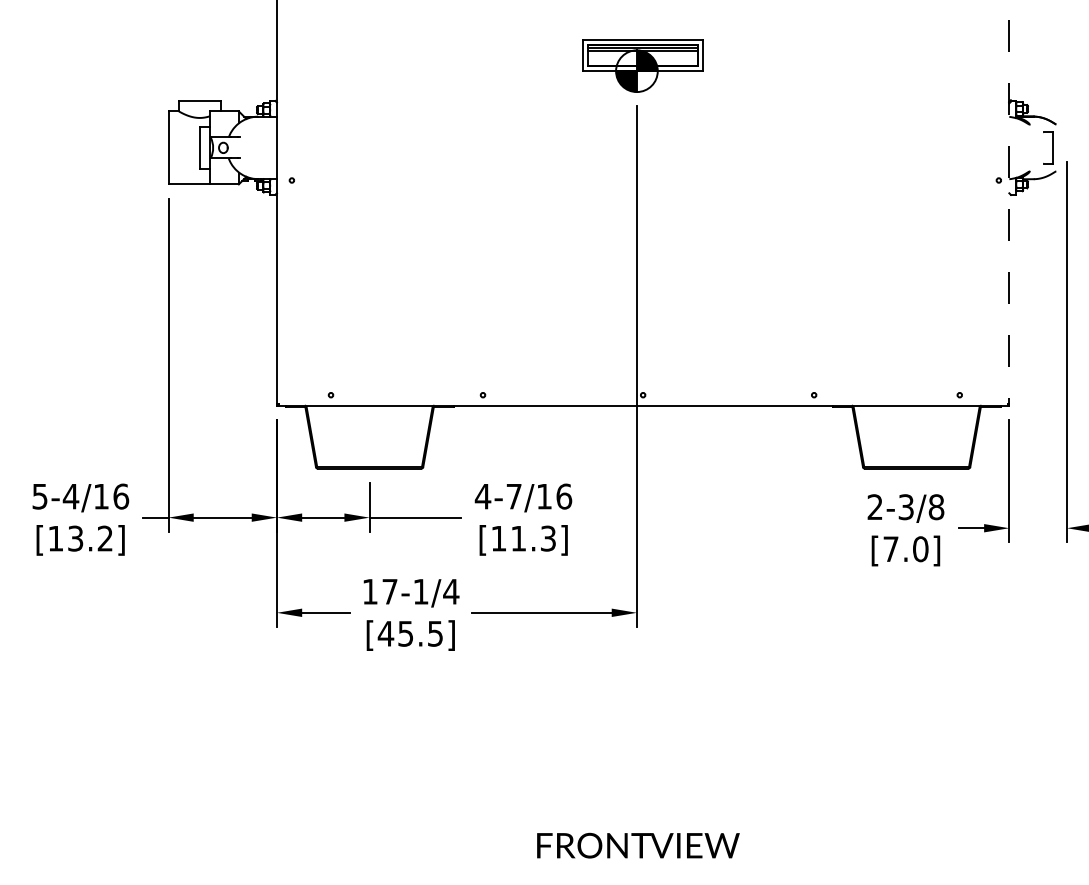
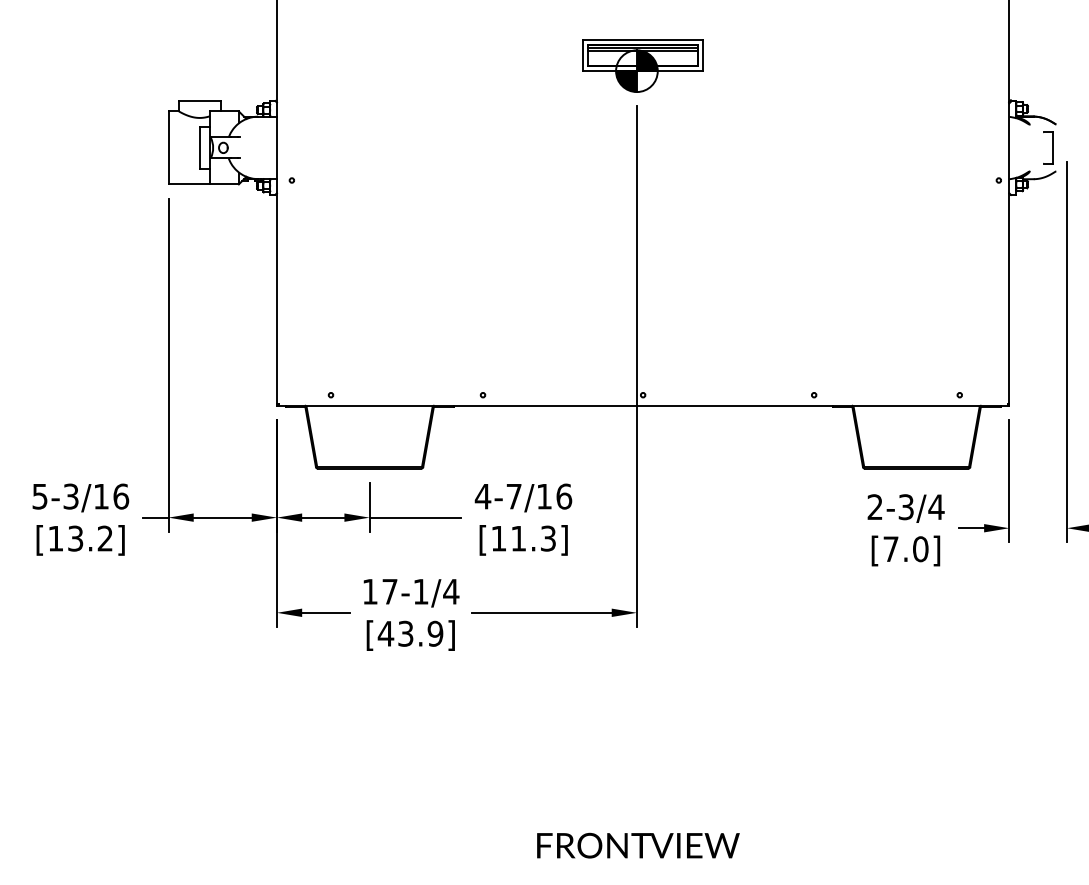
line: dashed -> solid (1009, 202)
text: 5-4/16 -> 5-3/16 (70, 496)
text: 2-3/8 -> 2-3/4 (936, 507)
text: [45.5] -> [43.9] (421, 633)
